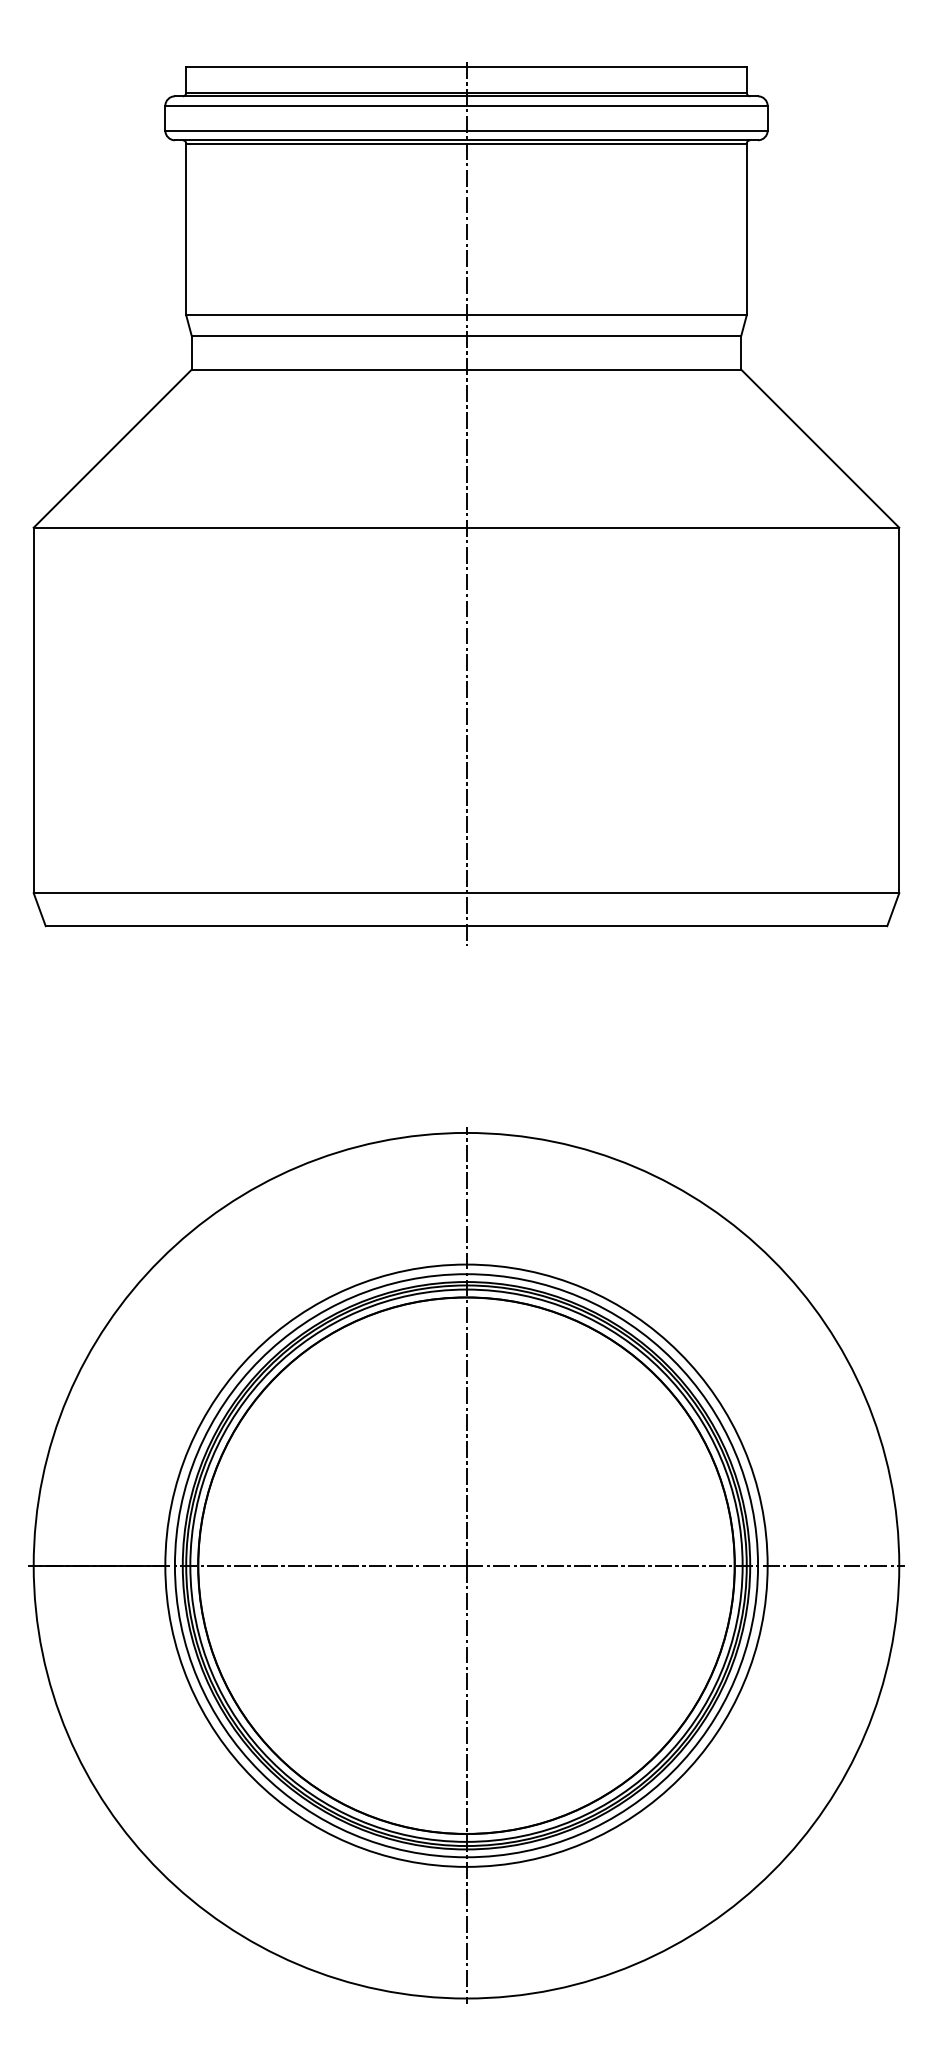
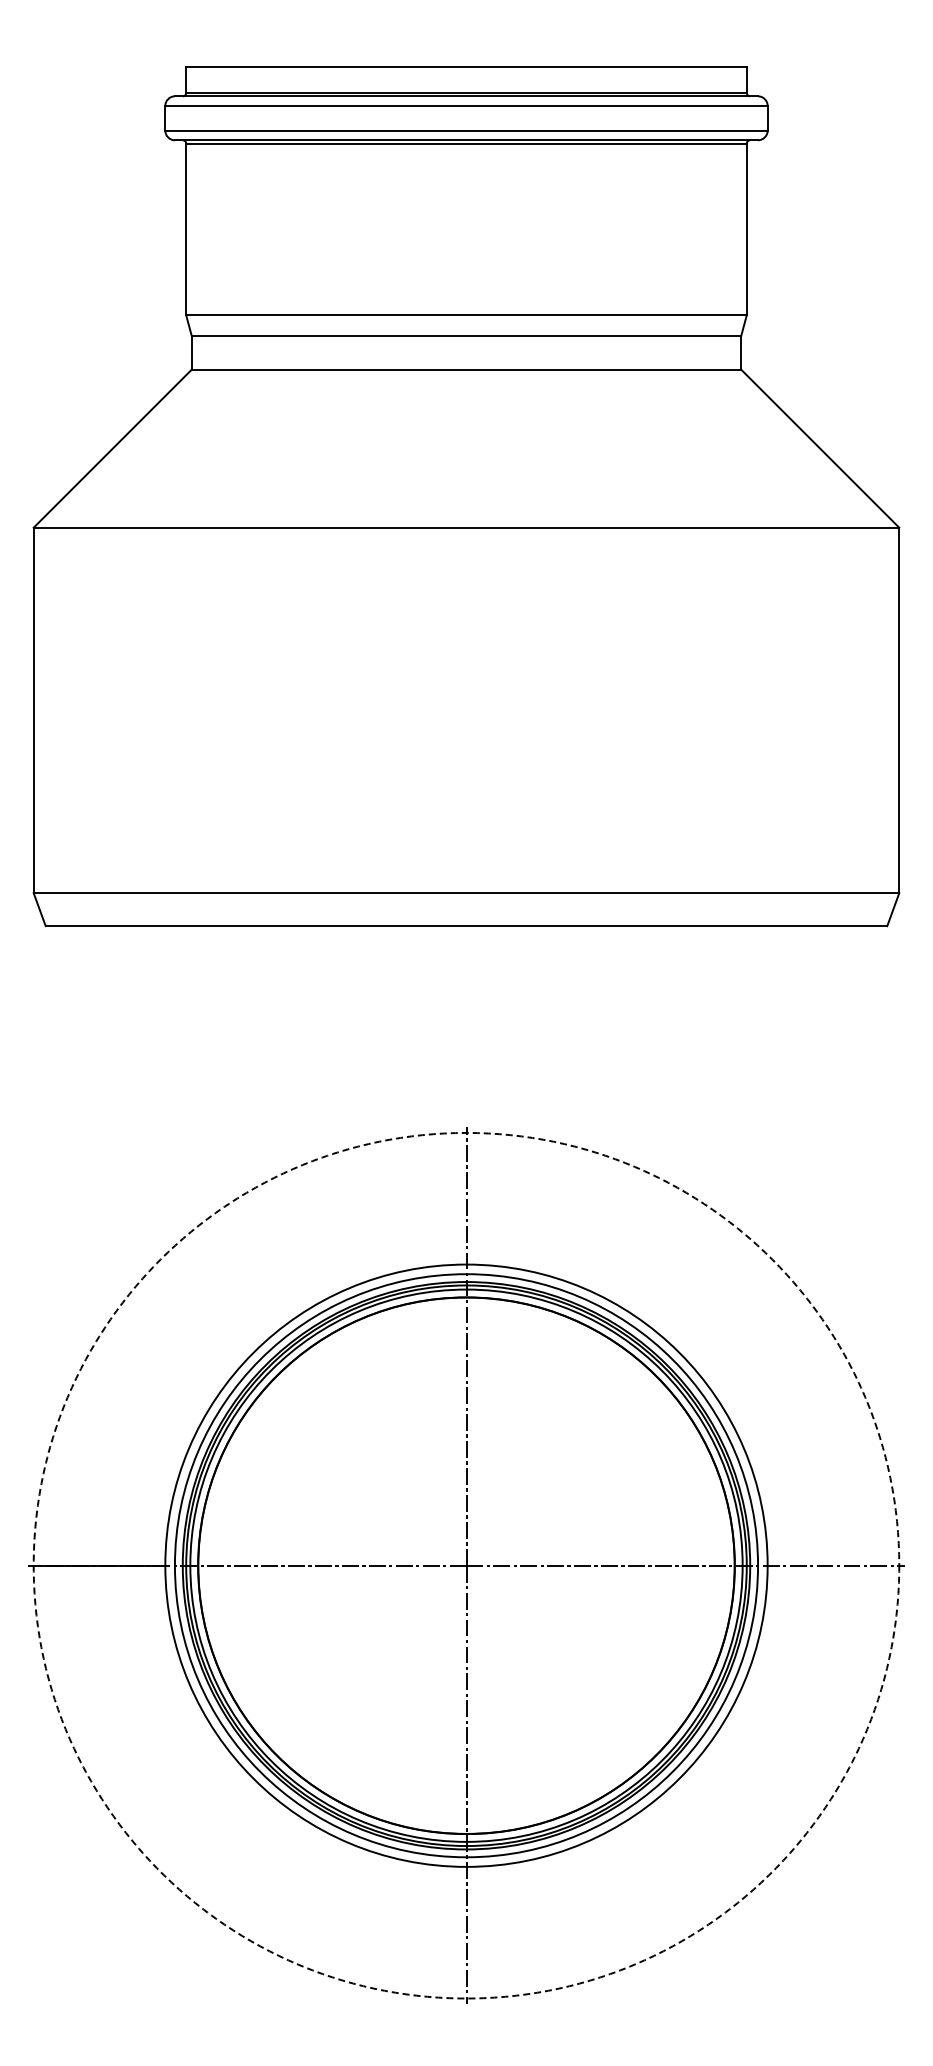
line: present -> none (466, 503)
circle: solid -> dashed (466, 1565)
